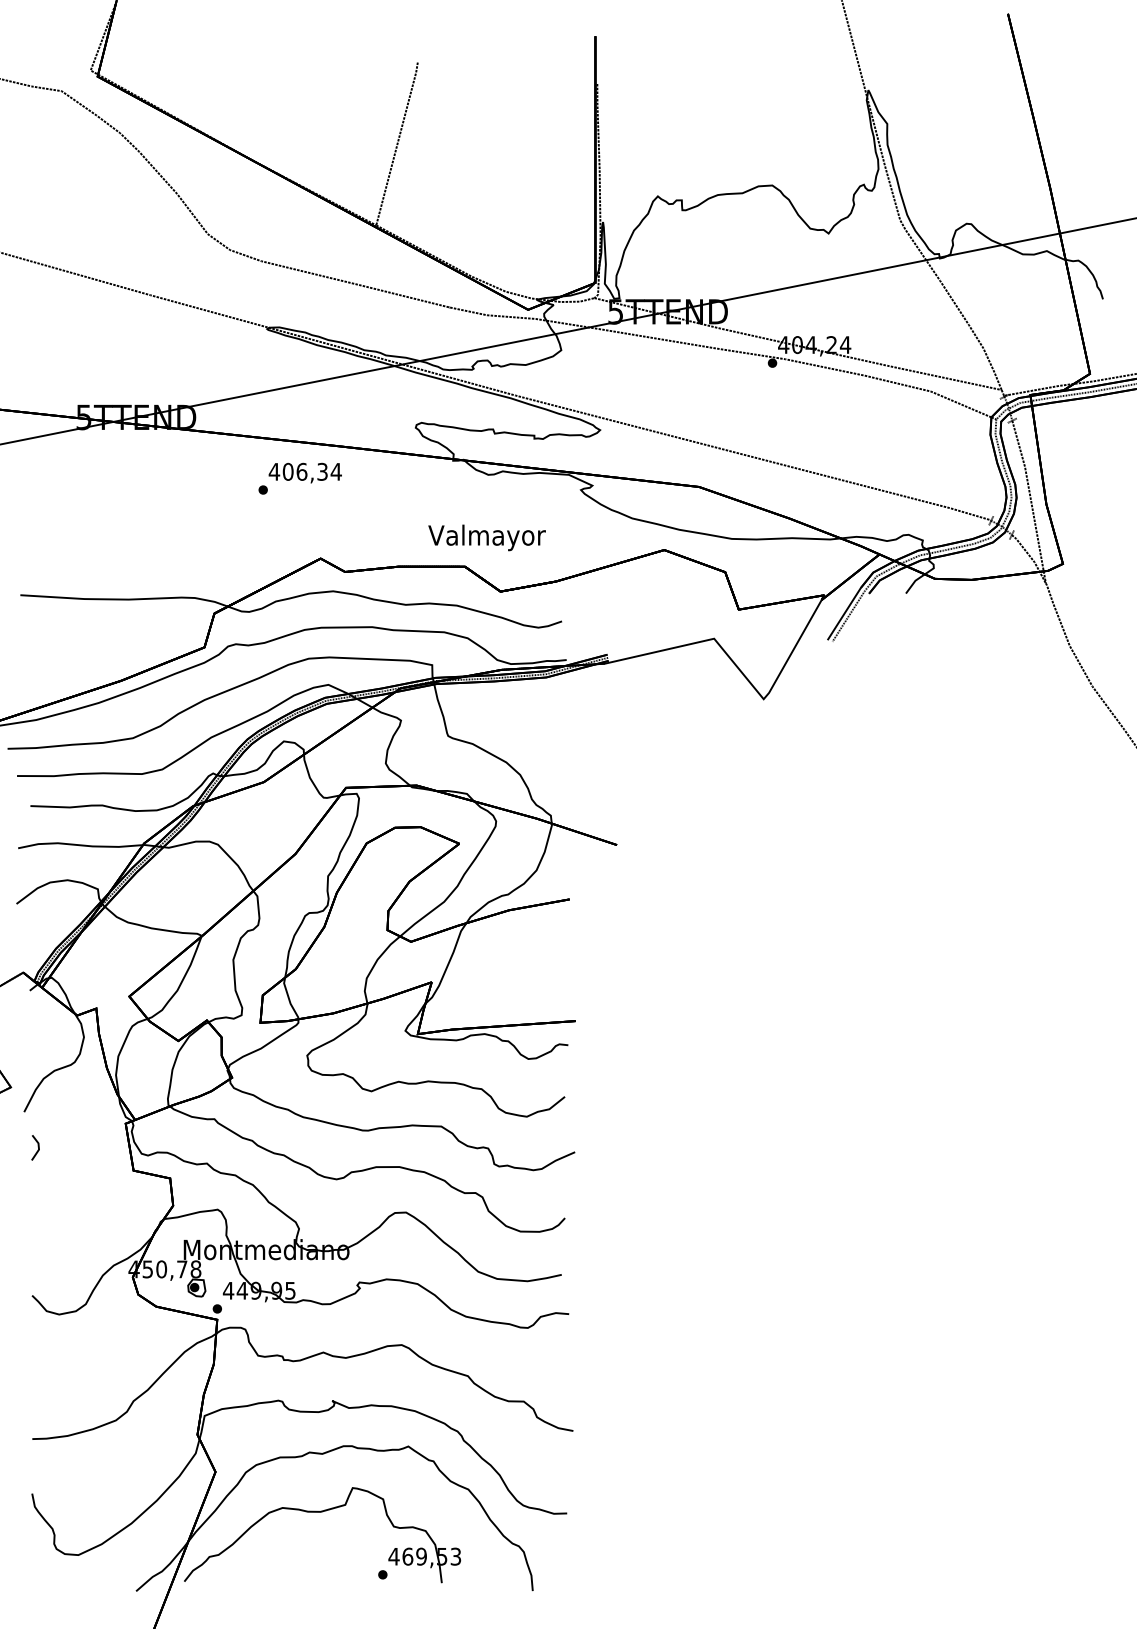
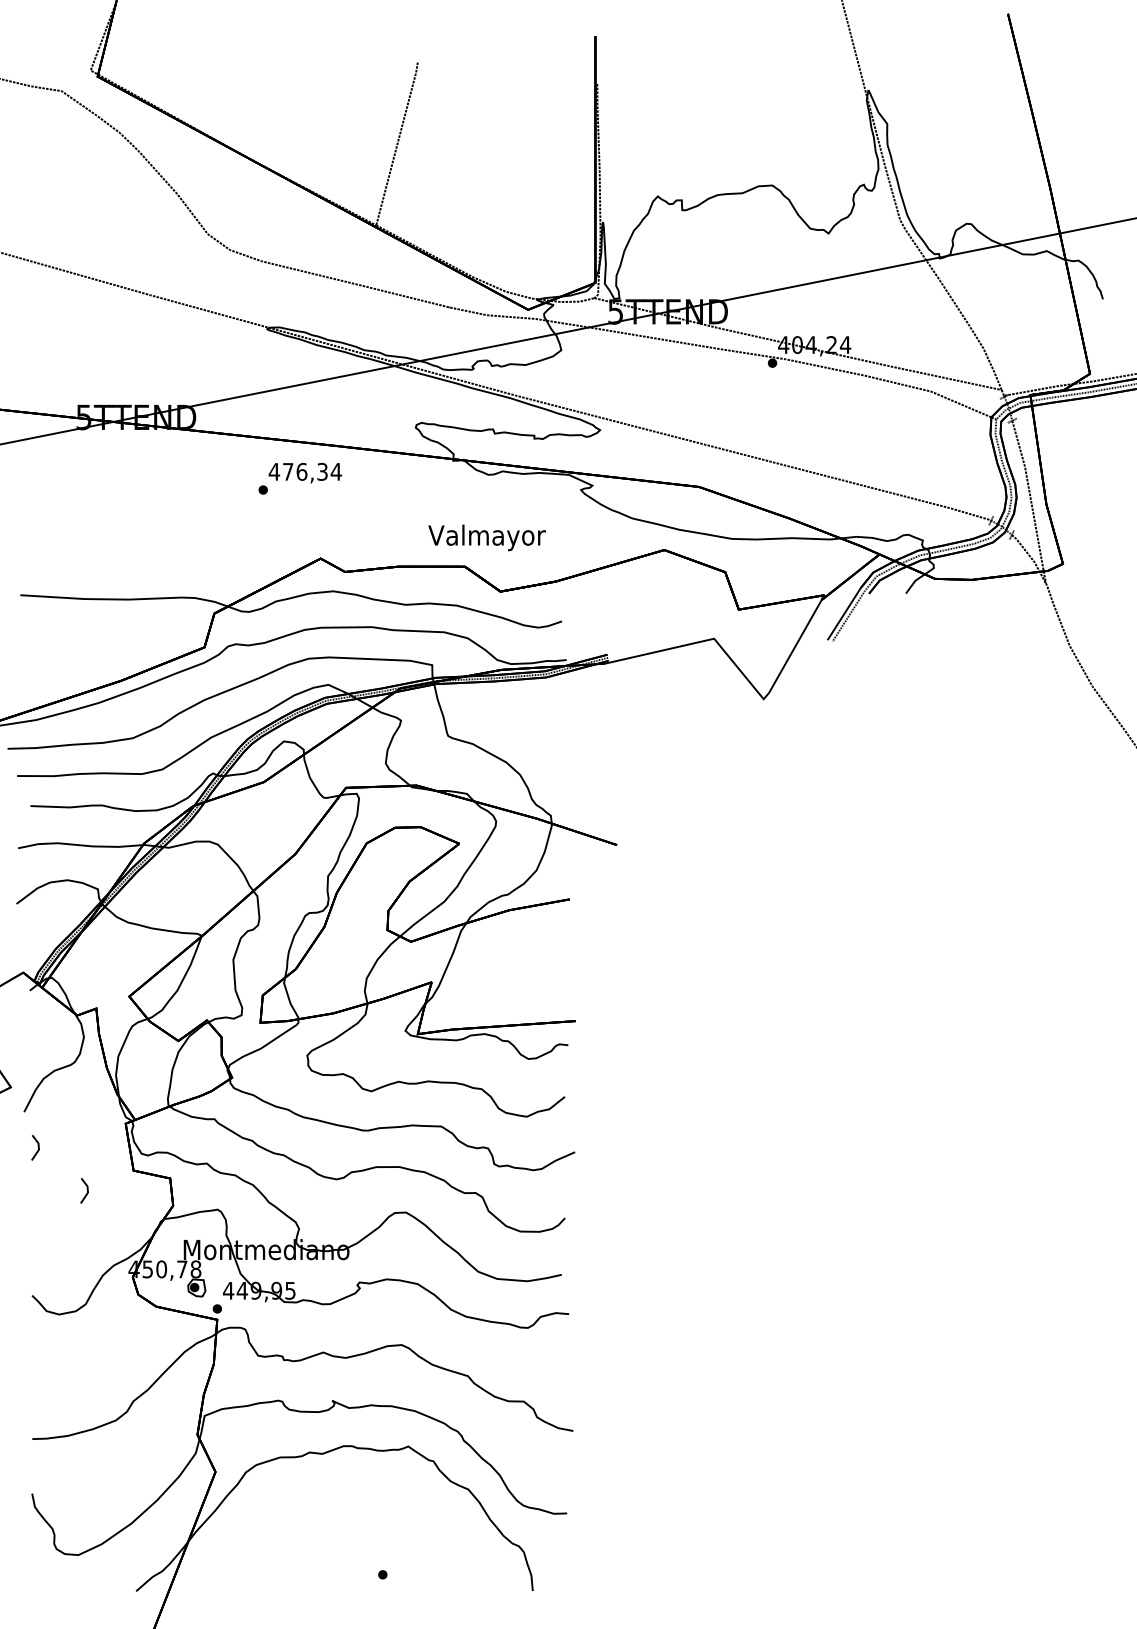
text: 406,34 -> 476,34 (287, 471)
line: none -> present (86, 1189)
part: present -> none (322, 1512)
